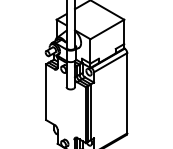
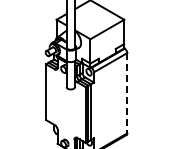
line: solid -> dashed (127, 93)
